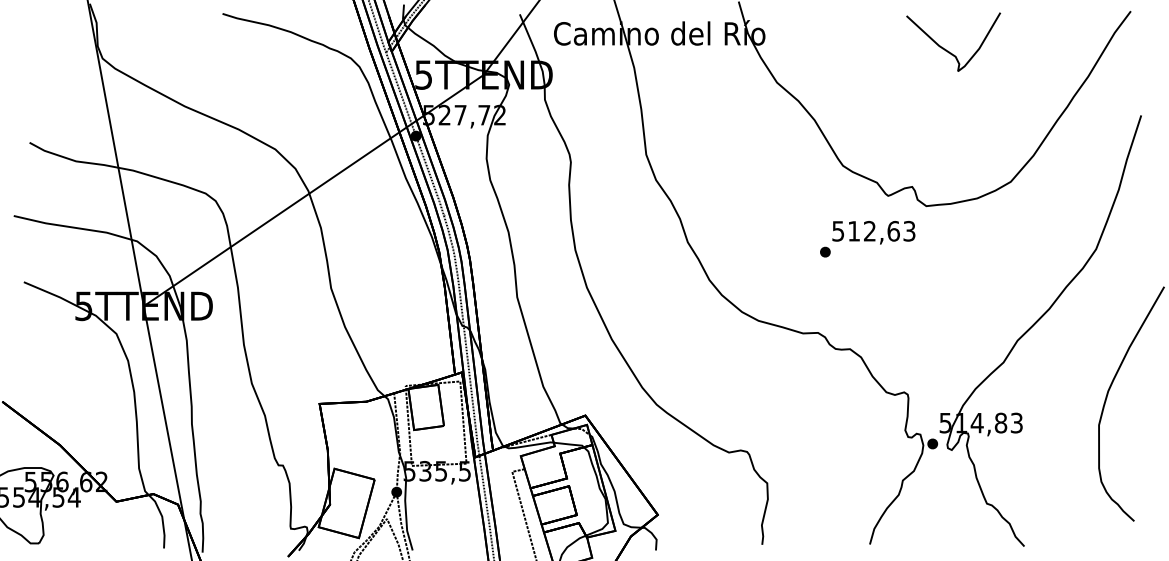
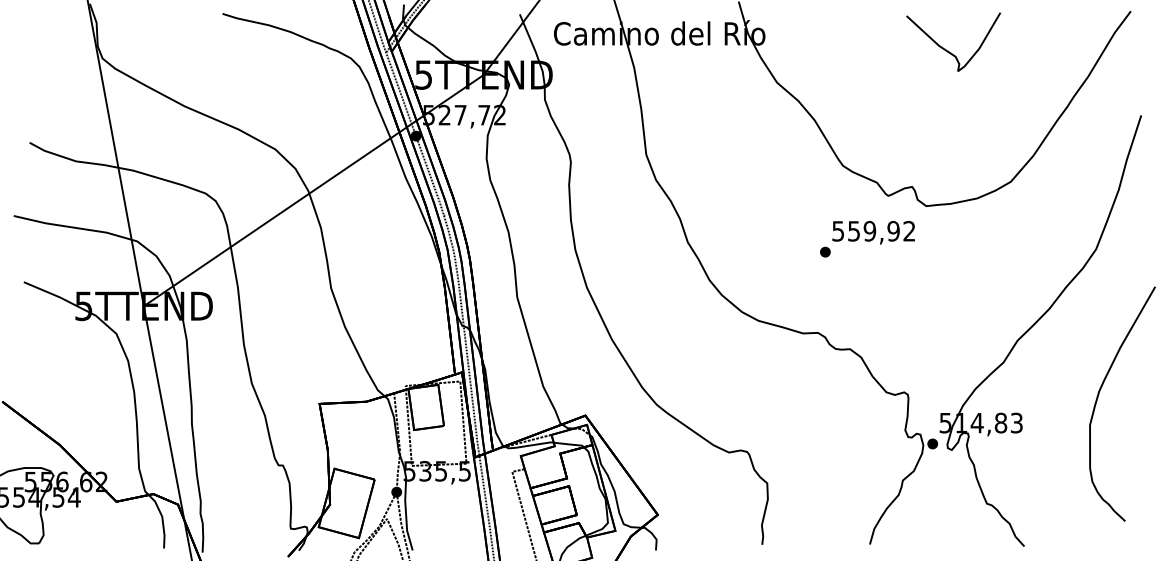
text: 512,63 -> 559,92 (881, 230)
curve position: (1107, 398) -> (1098, 398) (1098, 398)
